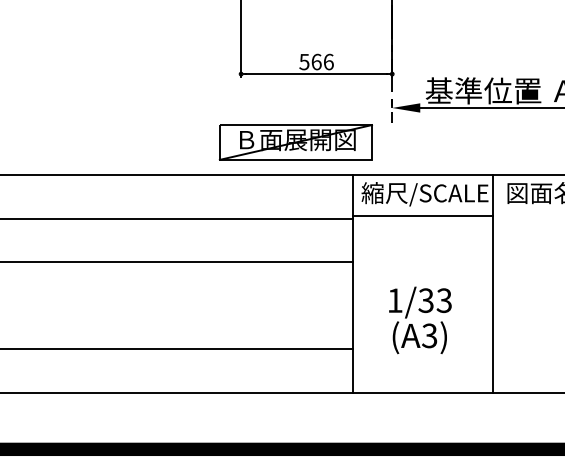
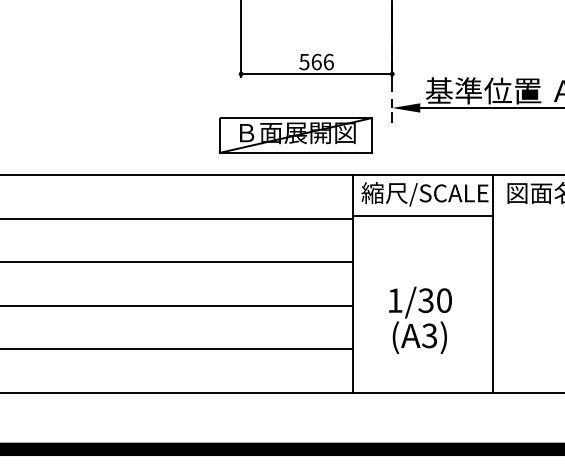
part position: (295, 142) -> (295, 135) (295, 135)
text: 1/33 -> 1/30 (443, 300)
line: none -> present (177, 305)
